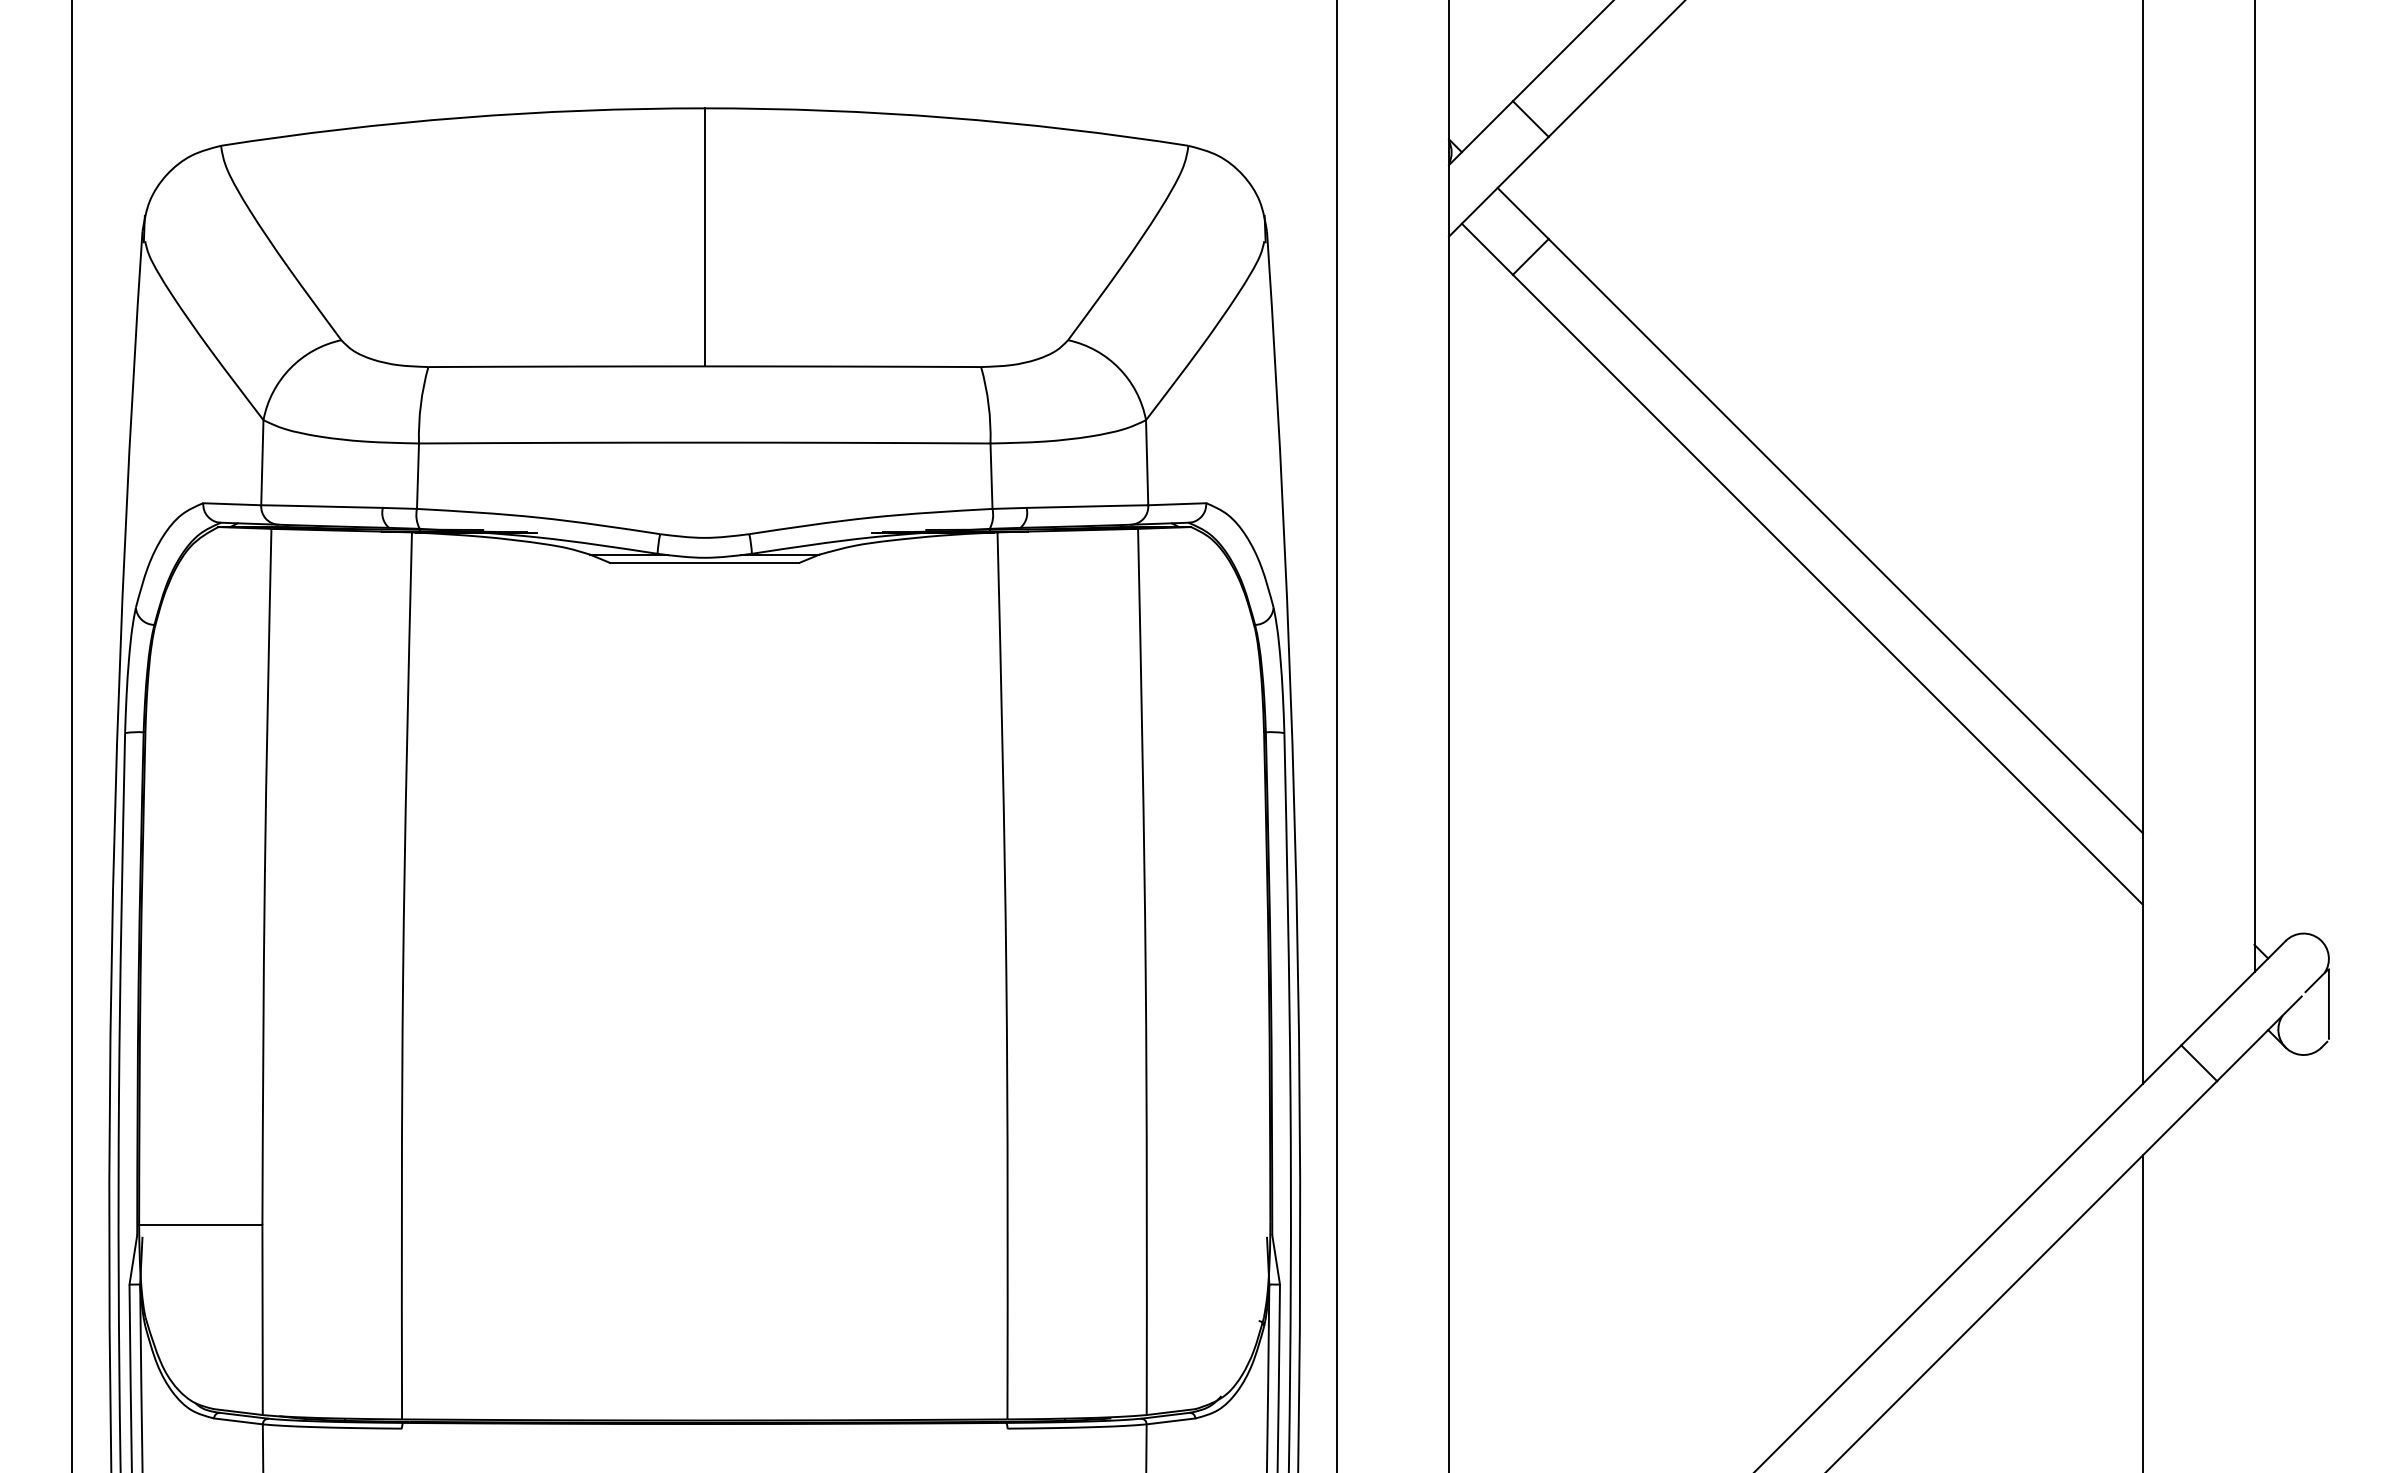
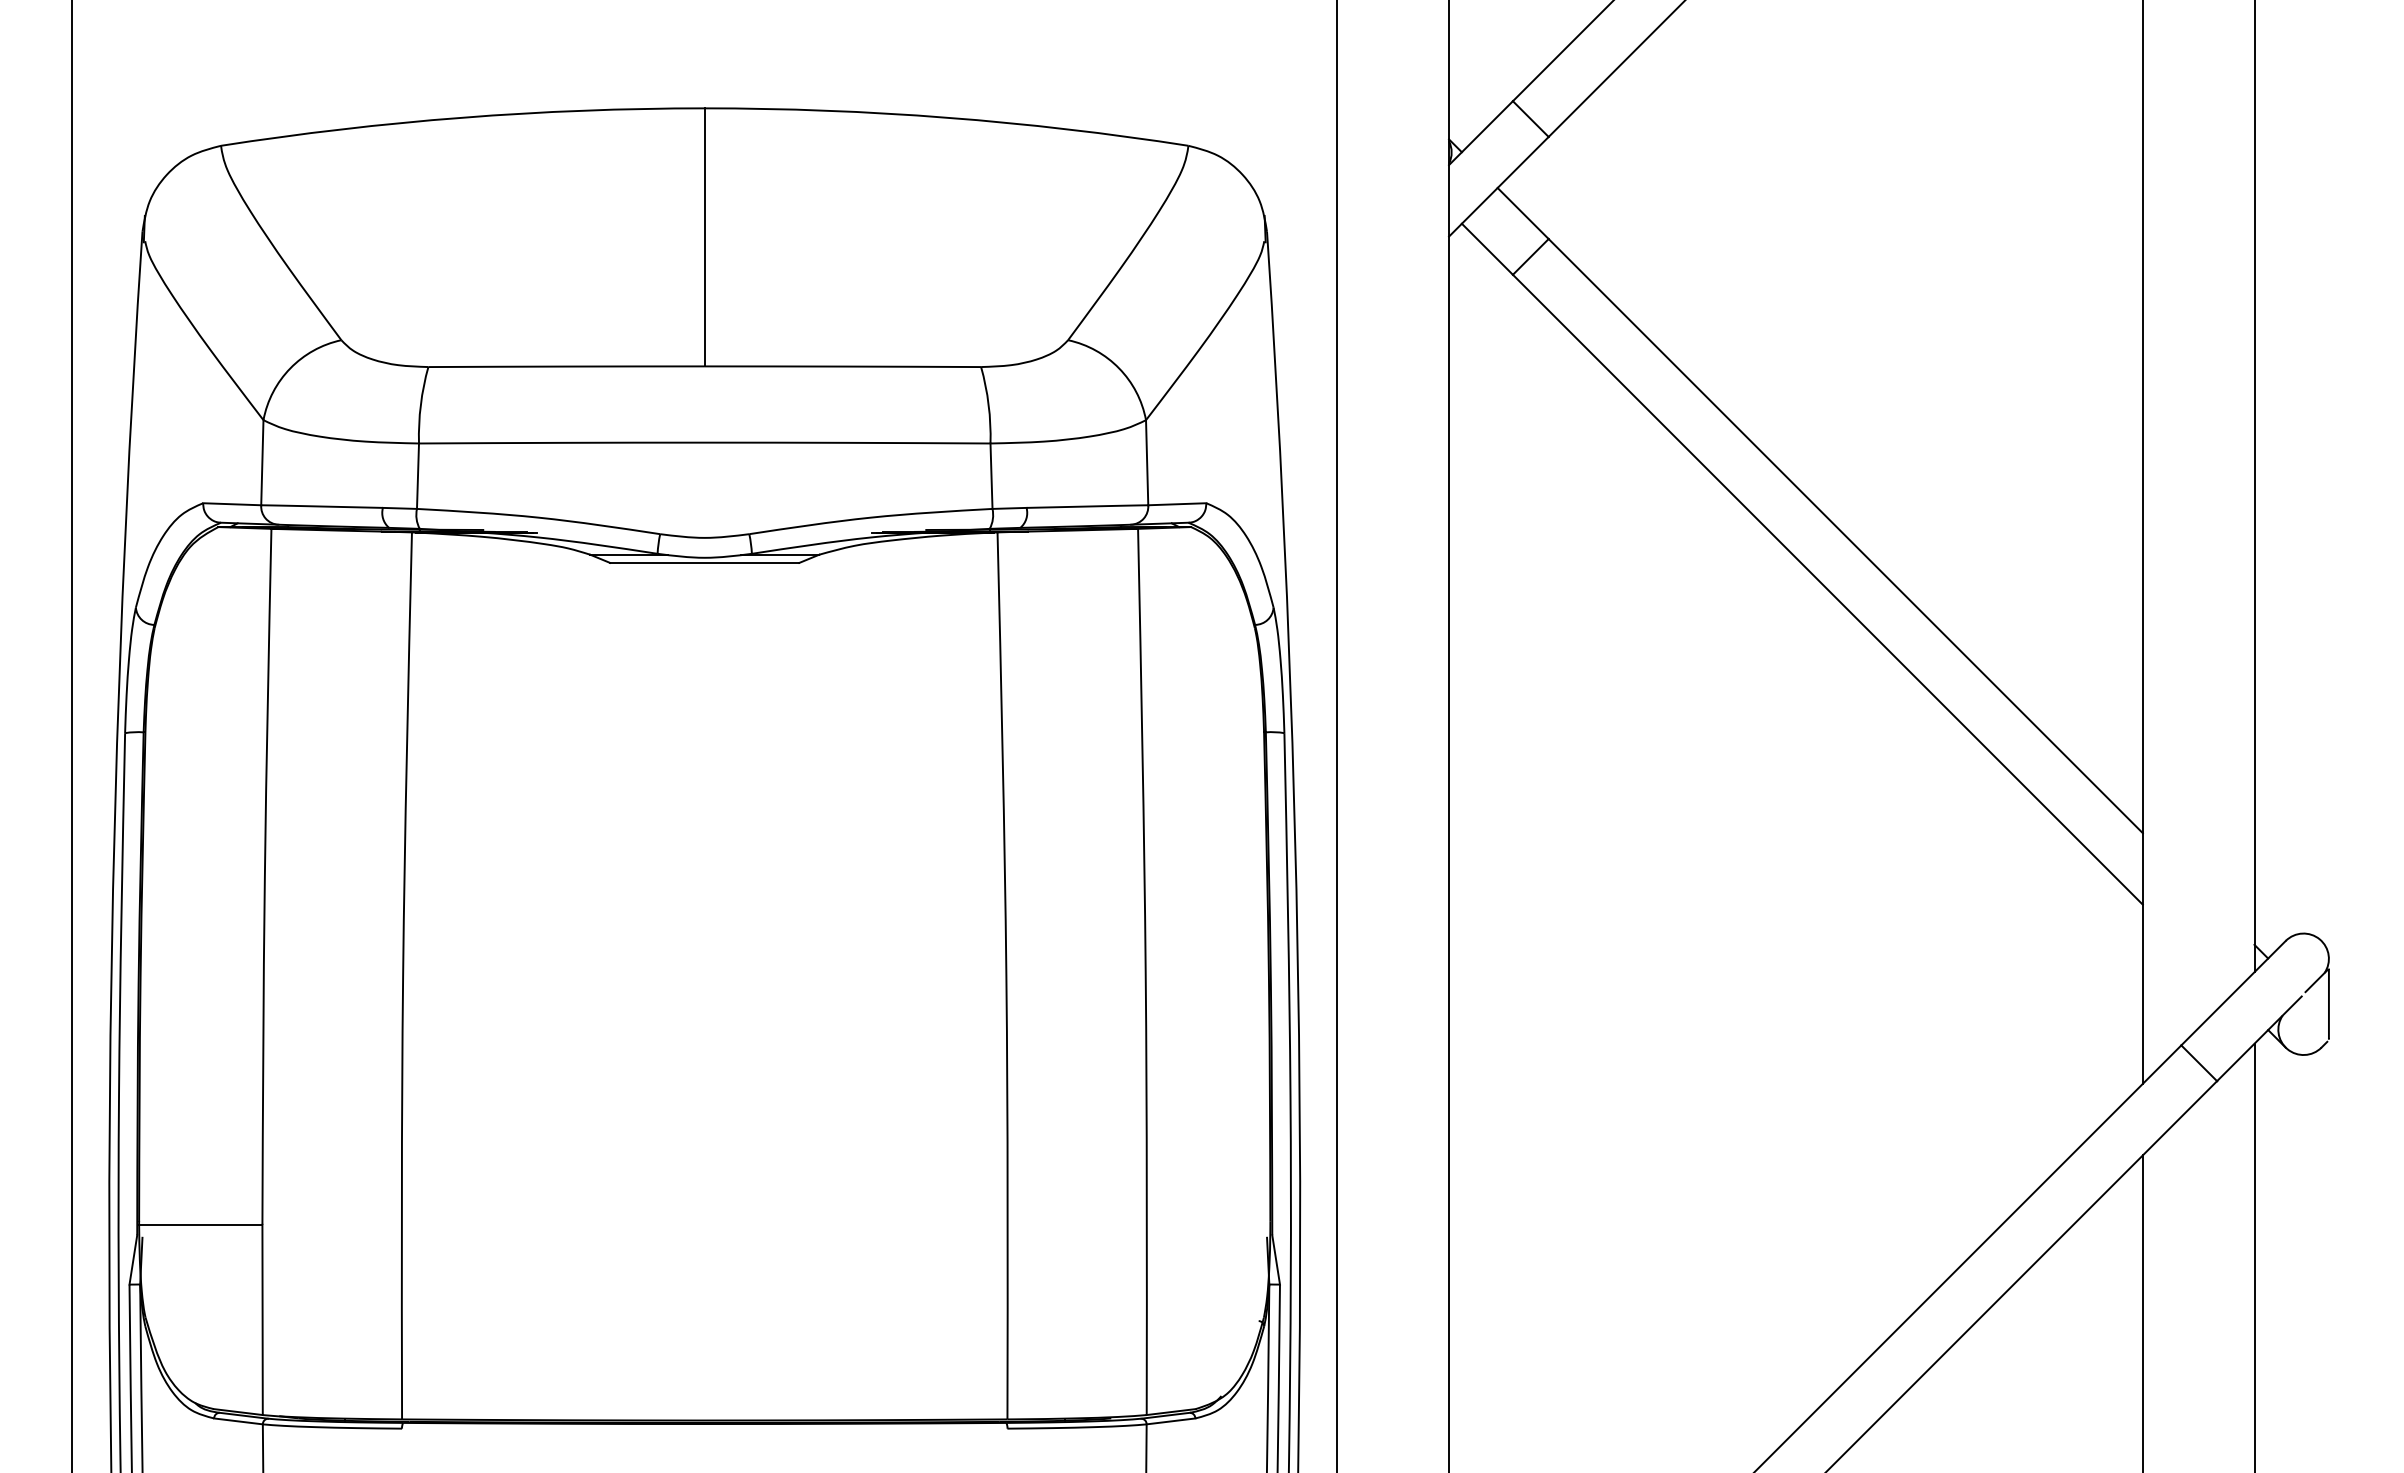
line: none -> present (2254, 1256)
